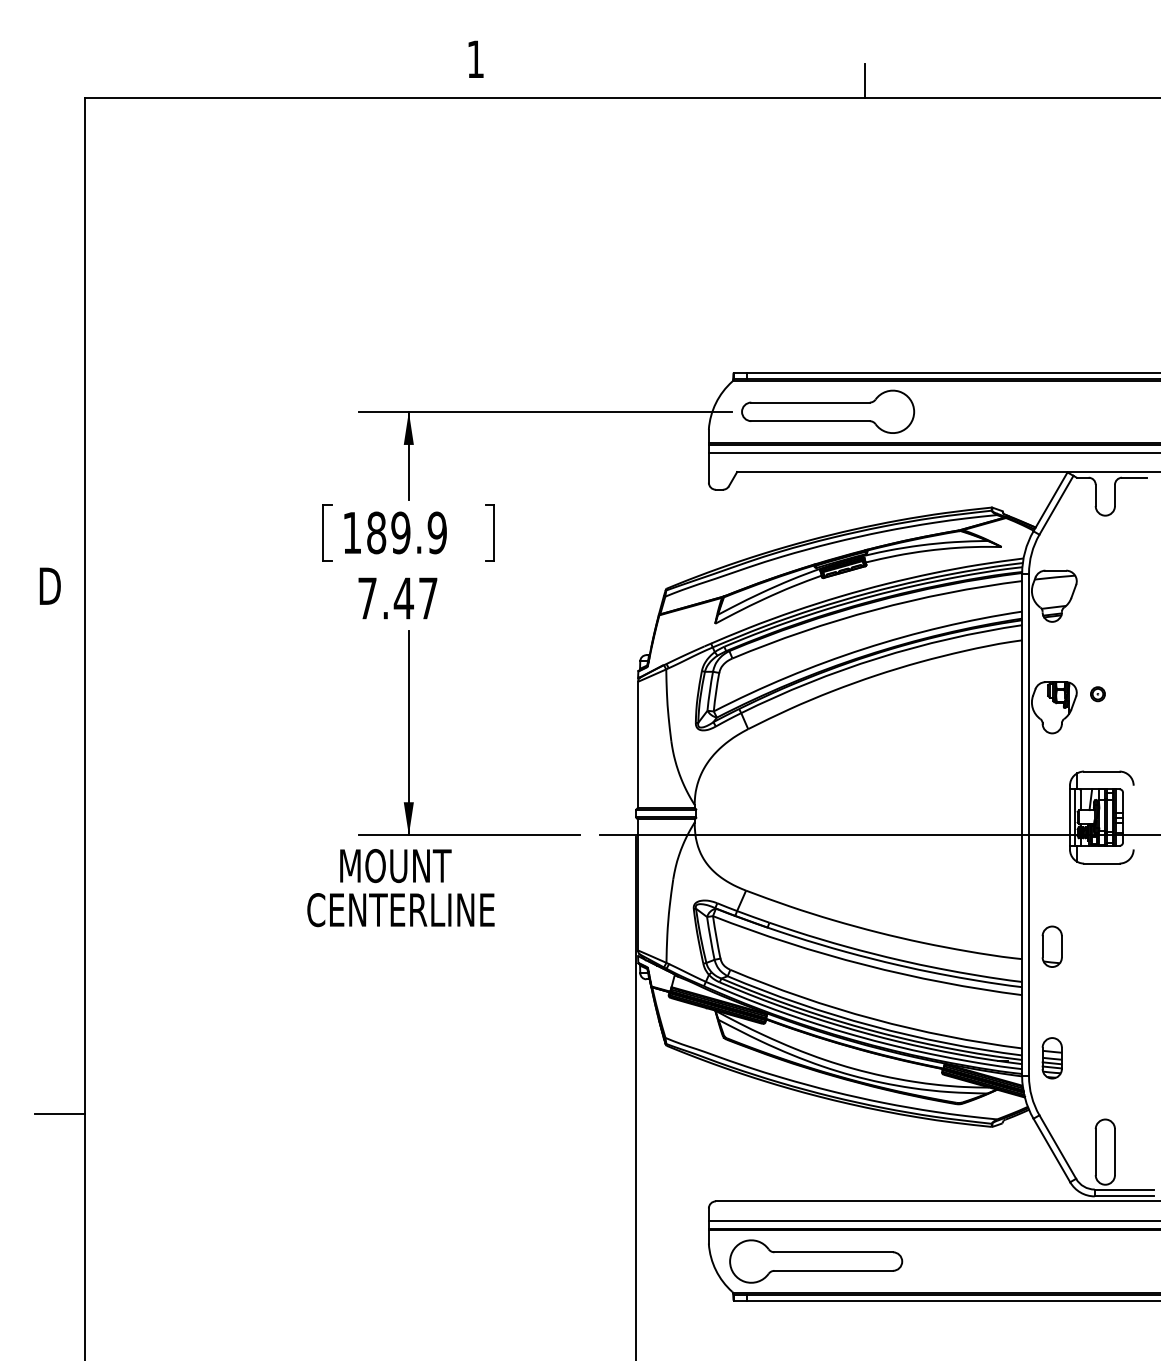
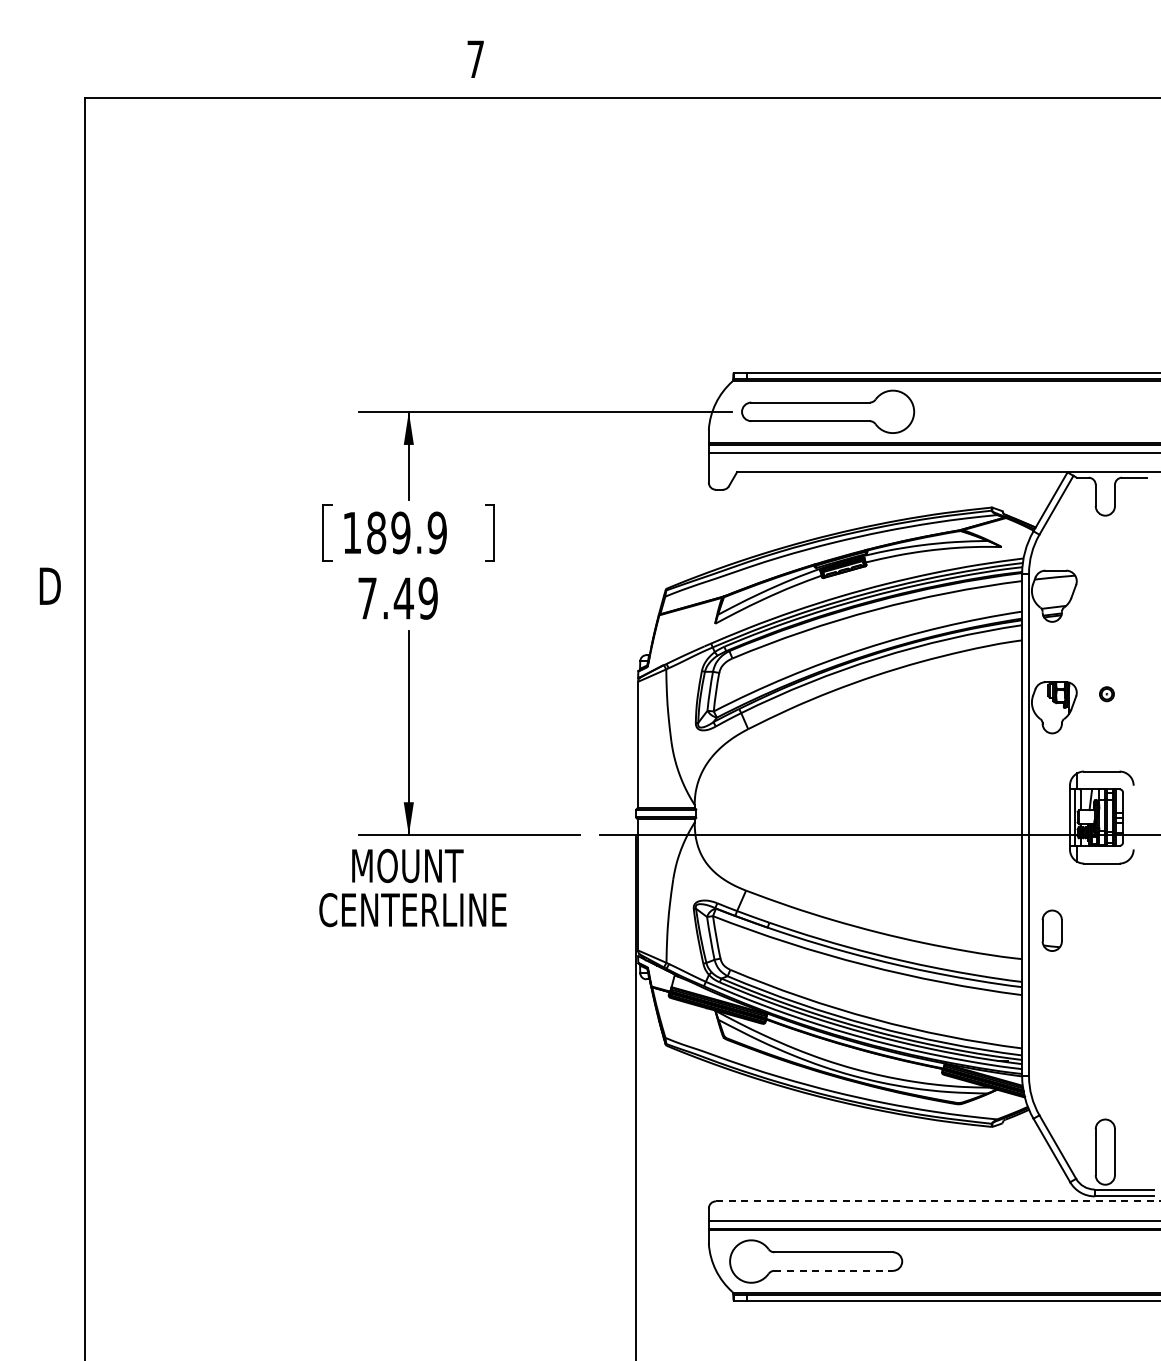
text: 1 -> 7 (475, 58)
line: present -> none (865, 81)
text: 7.47 -> 7.49 (427, 598)
part position: (1097, 694) -> (1106, 694) (1106, 694)
text position: (400, 888) -> (412, 888) (412, 888)
part position: (1051, 946) -> (1051, 930) (1051, 930)
part: present -> none (1051, 1058)
line: present -> none (59, 1114)
line: solid -> dashed (938, 1201)
line: solid -> dashed (834, 1270)
